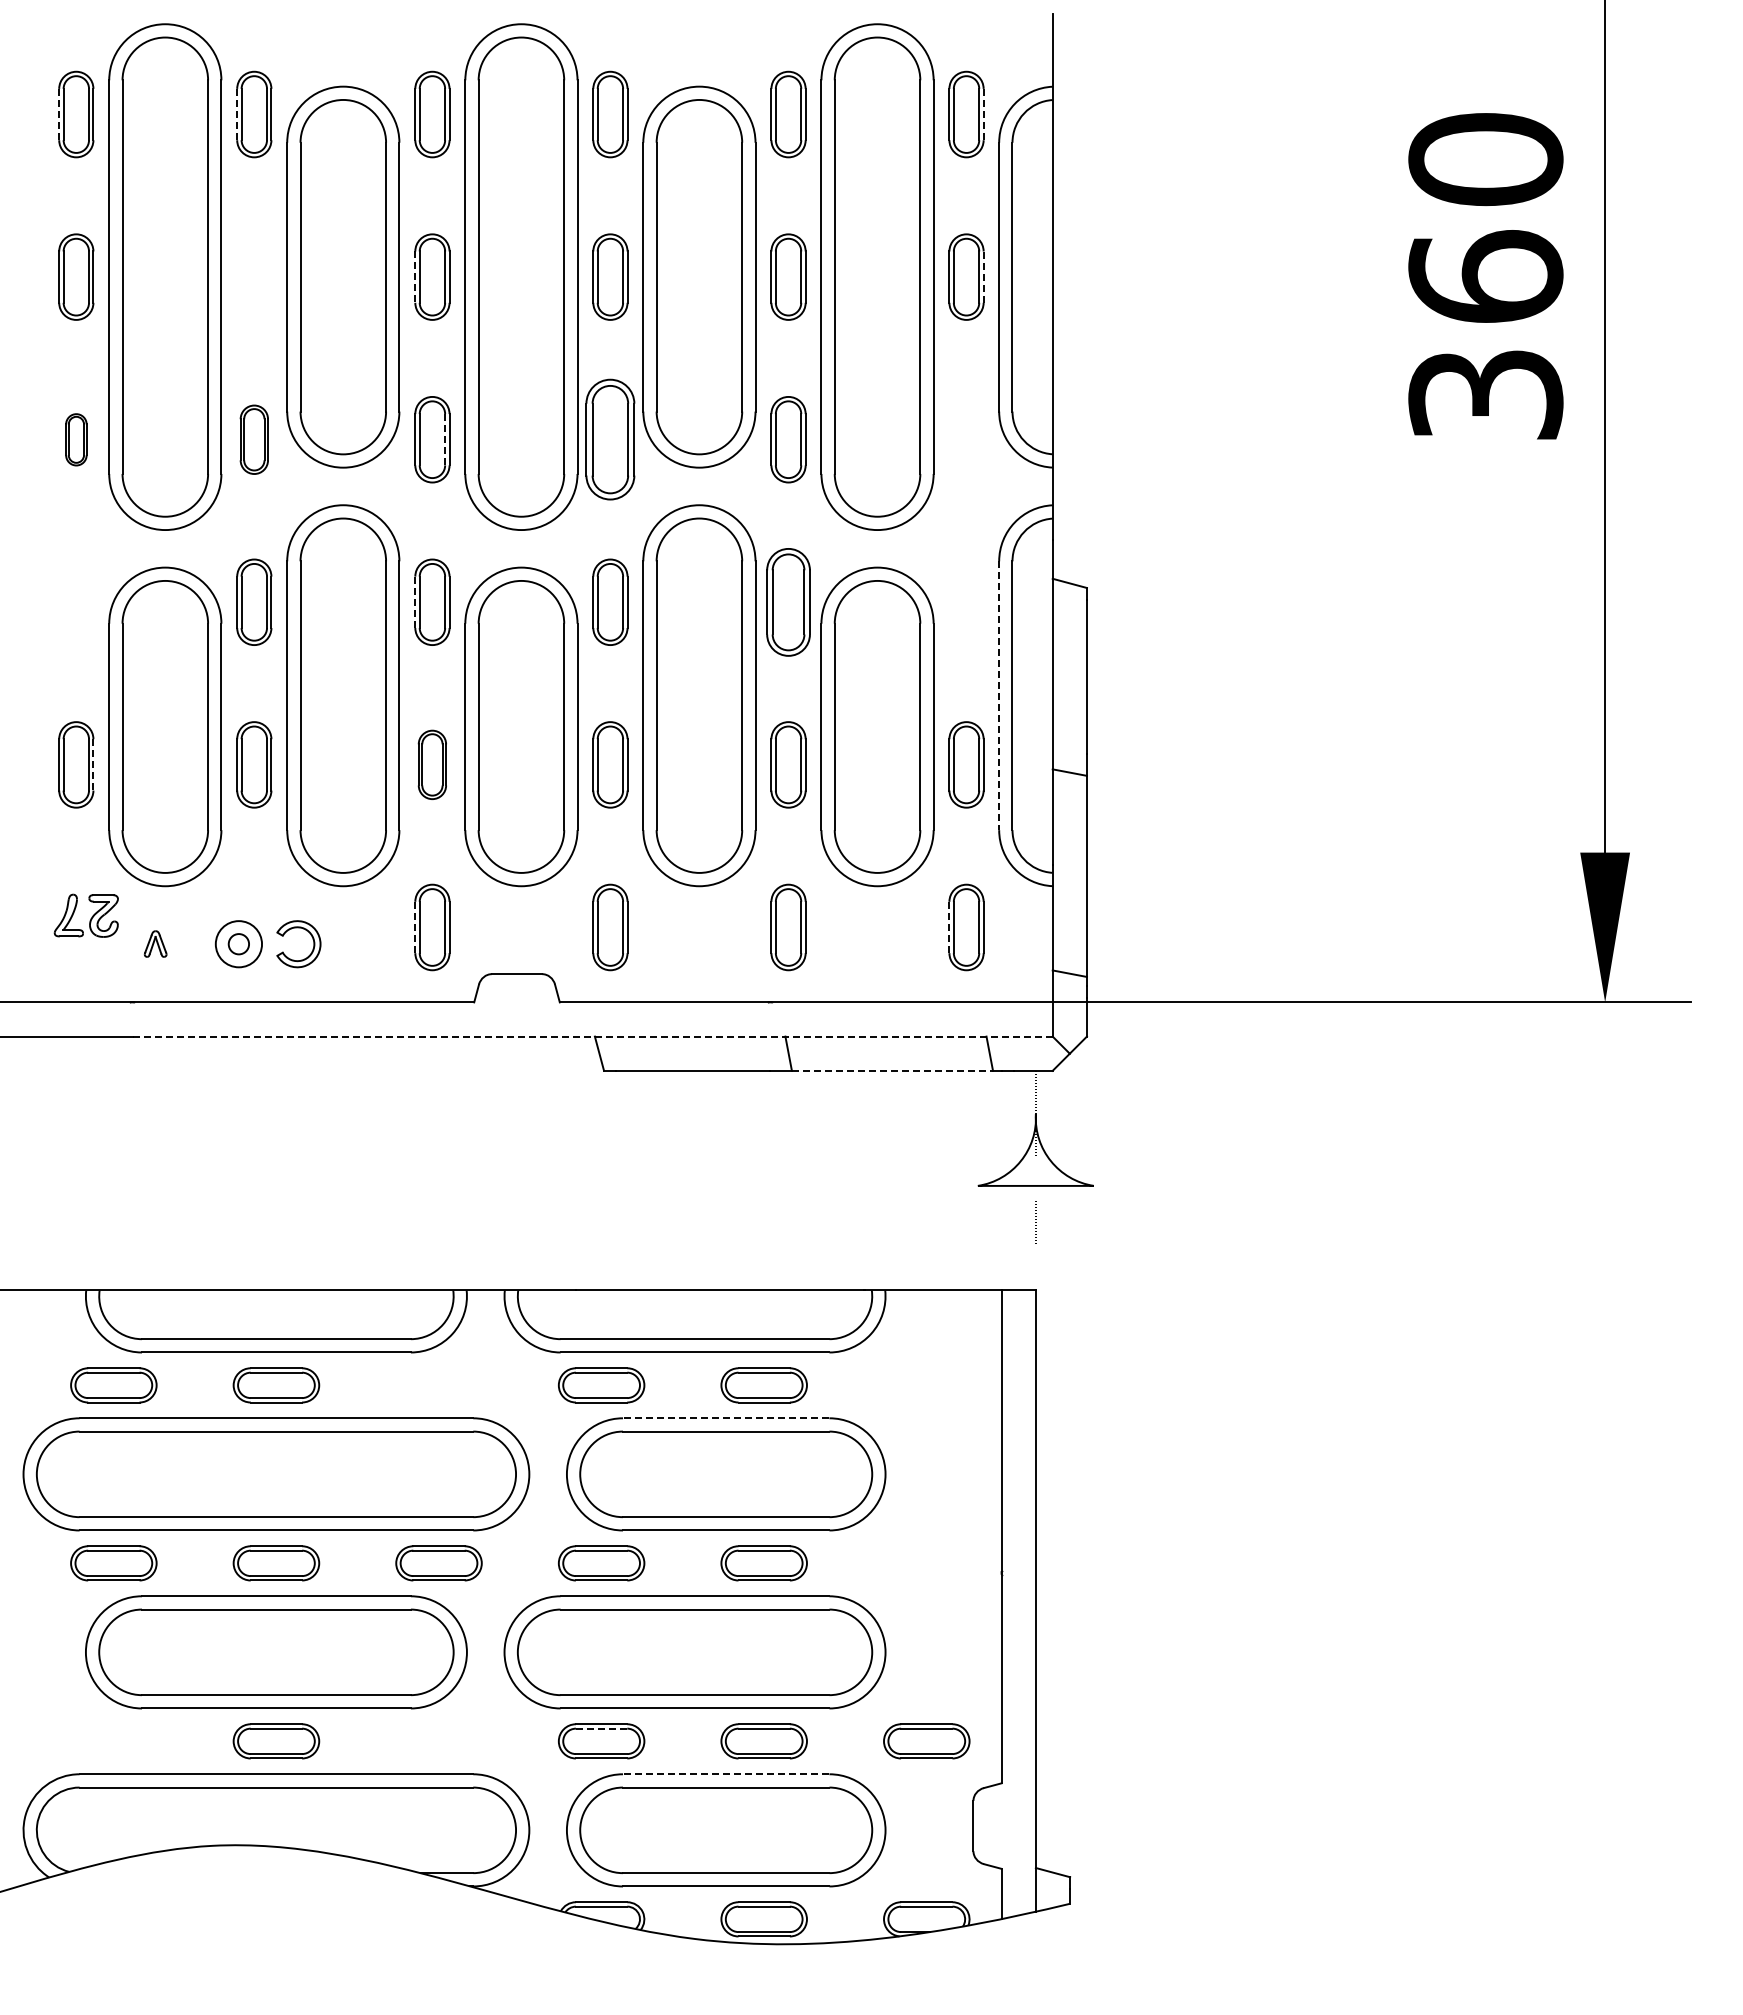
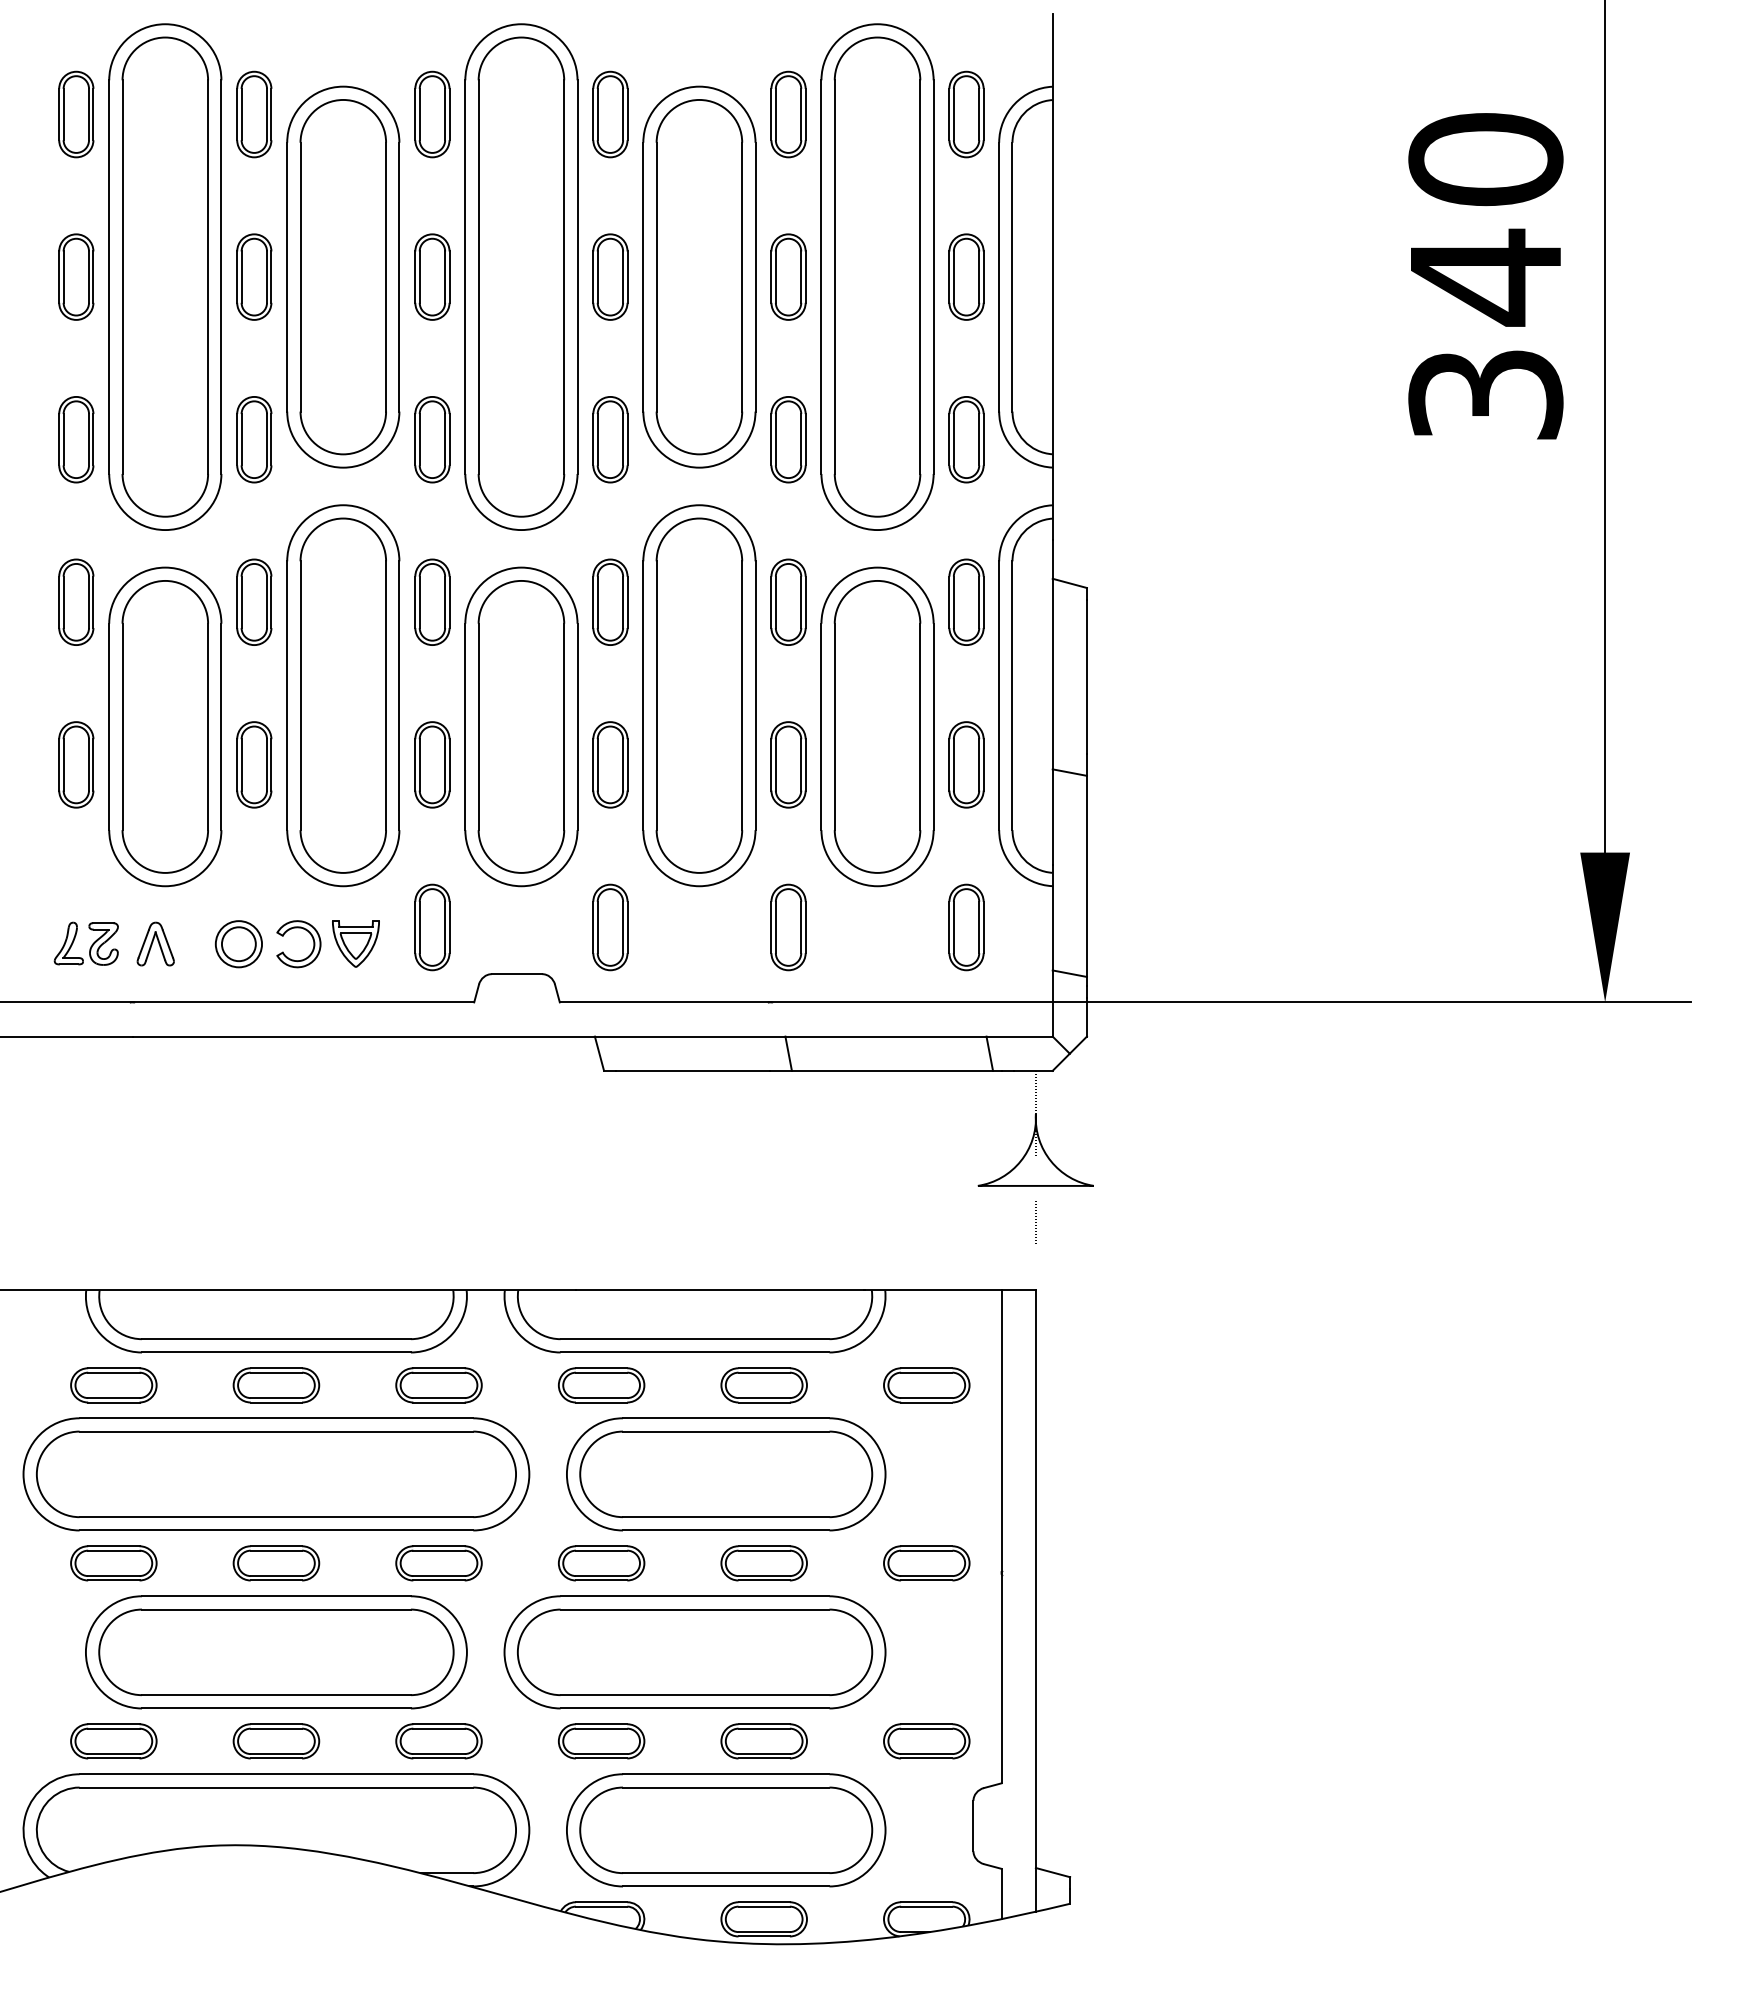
line: dashed -> solid (59, 114)
line: dashed -> solid (237, 114)
line: dashed -> solid (983, 114)
part: none -> present (254, 276)
line: dashed -> solid (415, 277)
line: dashed -> solid (983, 277)
text: 360 -> 340 (1485, 277)
part size: 23x54 px -> 37x88 px (76, 439)
part size: 30x71 px -> 37x88 px (254, 439)
line: dashed -> solid (445, 439)
part size: 51x123 px -> 37x88 px (610, 439)
part: none -> present (966, 439)
part: none -> present (76, 601)
part: none -> present (966, 601)
line: dashed -> solid (415, 602)
part size: 45x109 px -> 37x88 px (788, 601)
line: dashed -> solid (999, 696)
line: dashed -> solid (93, 764)
part size: 30x71 px -> 37x88 px (432, 764)
part position: (85, 915) -> (85, 943) (85, 943)
line: dashed -> solid (415, 927)
line: dashed -> solid (949, 927)
part size: 25x28 px -> 39x46 px (155, 943)
part: none -> present (355, 943)
circle diameter: 20 px -> 34 px (238, 944)
line: dashed -> solid (592, 1036)
line: dashed -> solid (892, 1070)
part: none -> present (438, 1385)
part: none -> present (926, 1385)
line: dashed -> solid (725, 1418)
part: none -> present (926, 1563)
line: dashed -> solid (601, 1728)
part: none -> present (113, 1741)
part: none -> present (438, 1741)
line: dashed -> solid (725, 1774)
